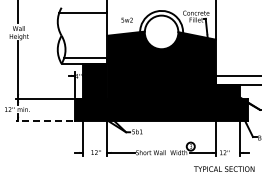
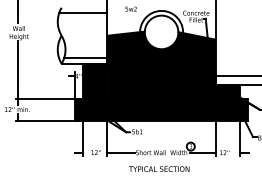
text position: (126, 19) -> (130, 8) (130, 8)
line: dashed -> solid (43, 120)
text position: (224, 168) -> (159, 168) (159, 168)
